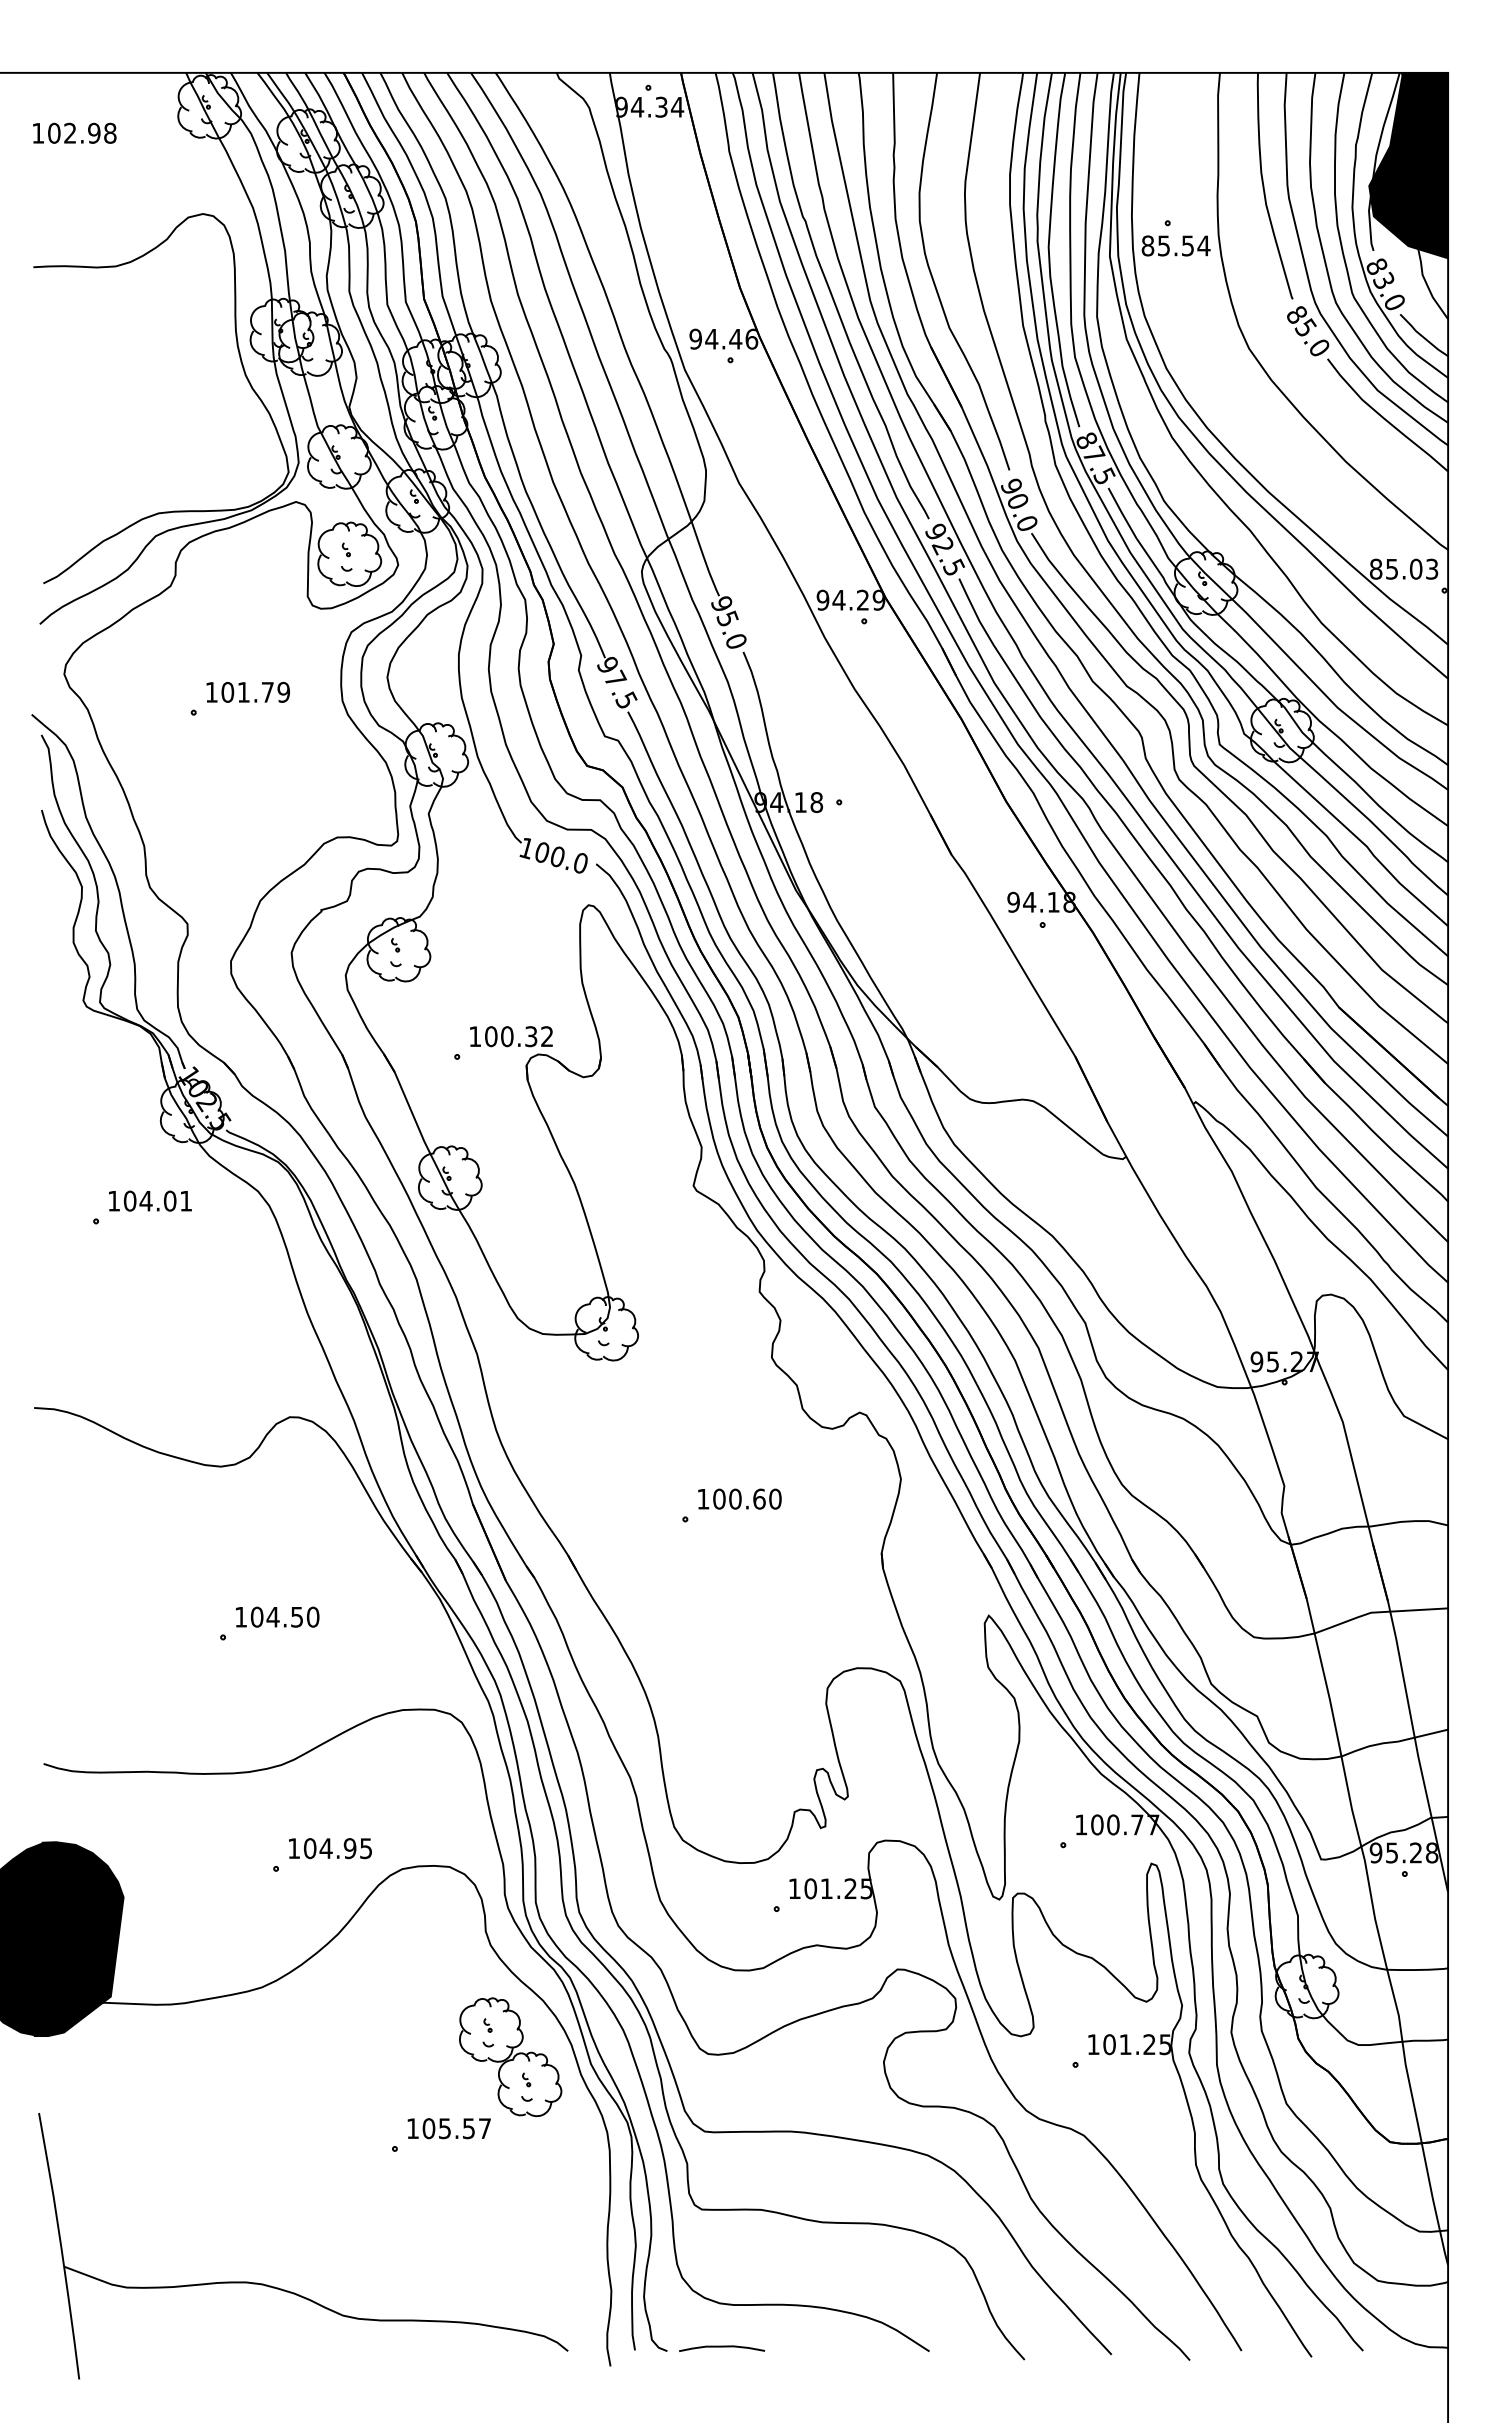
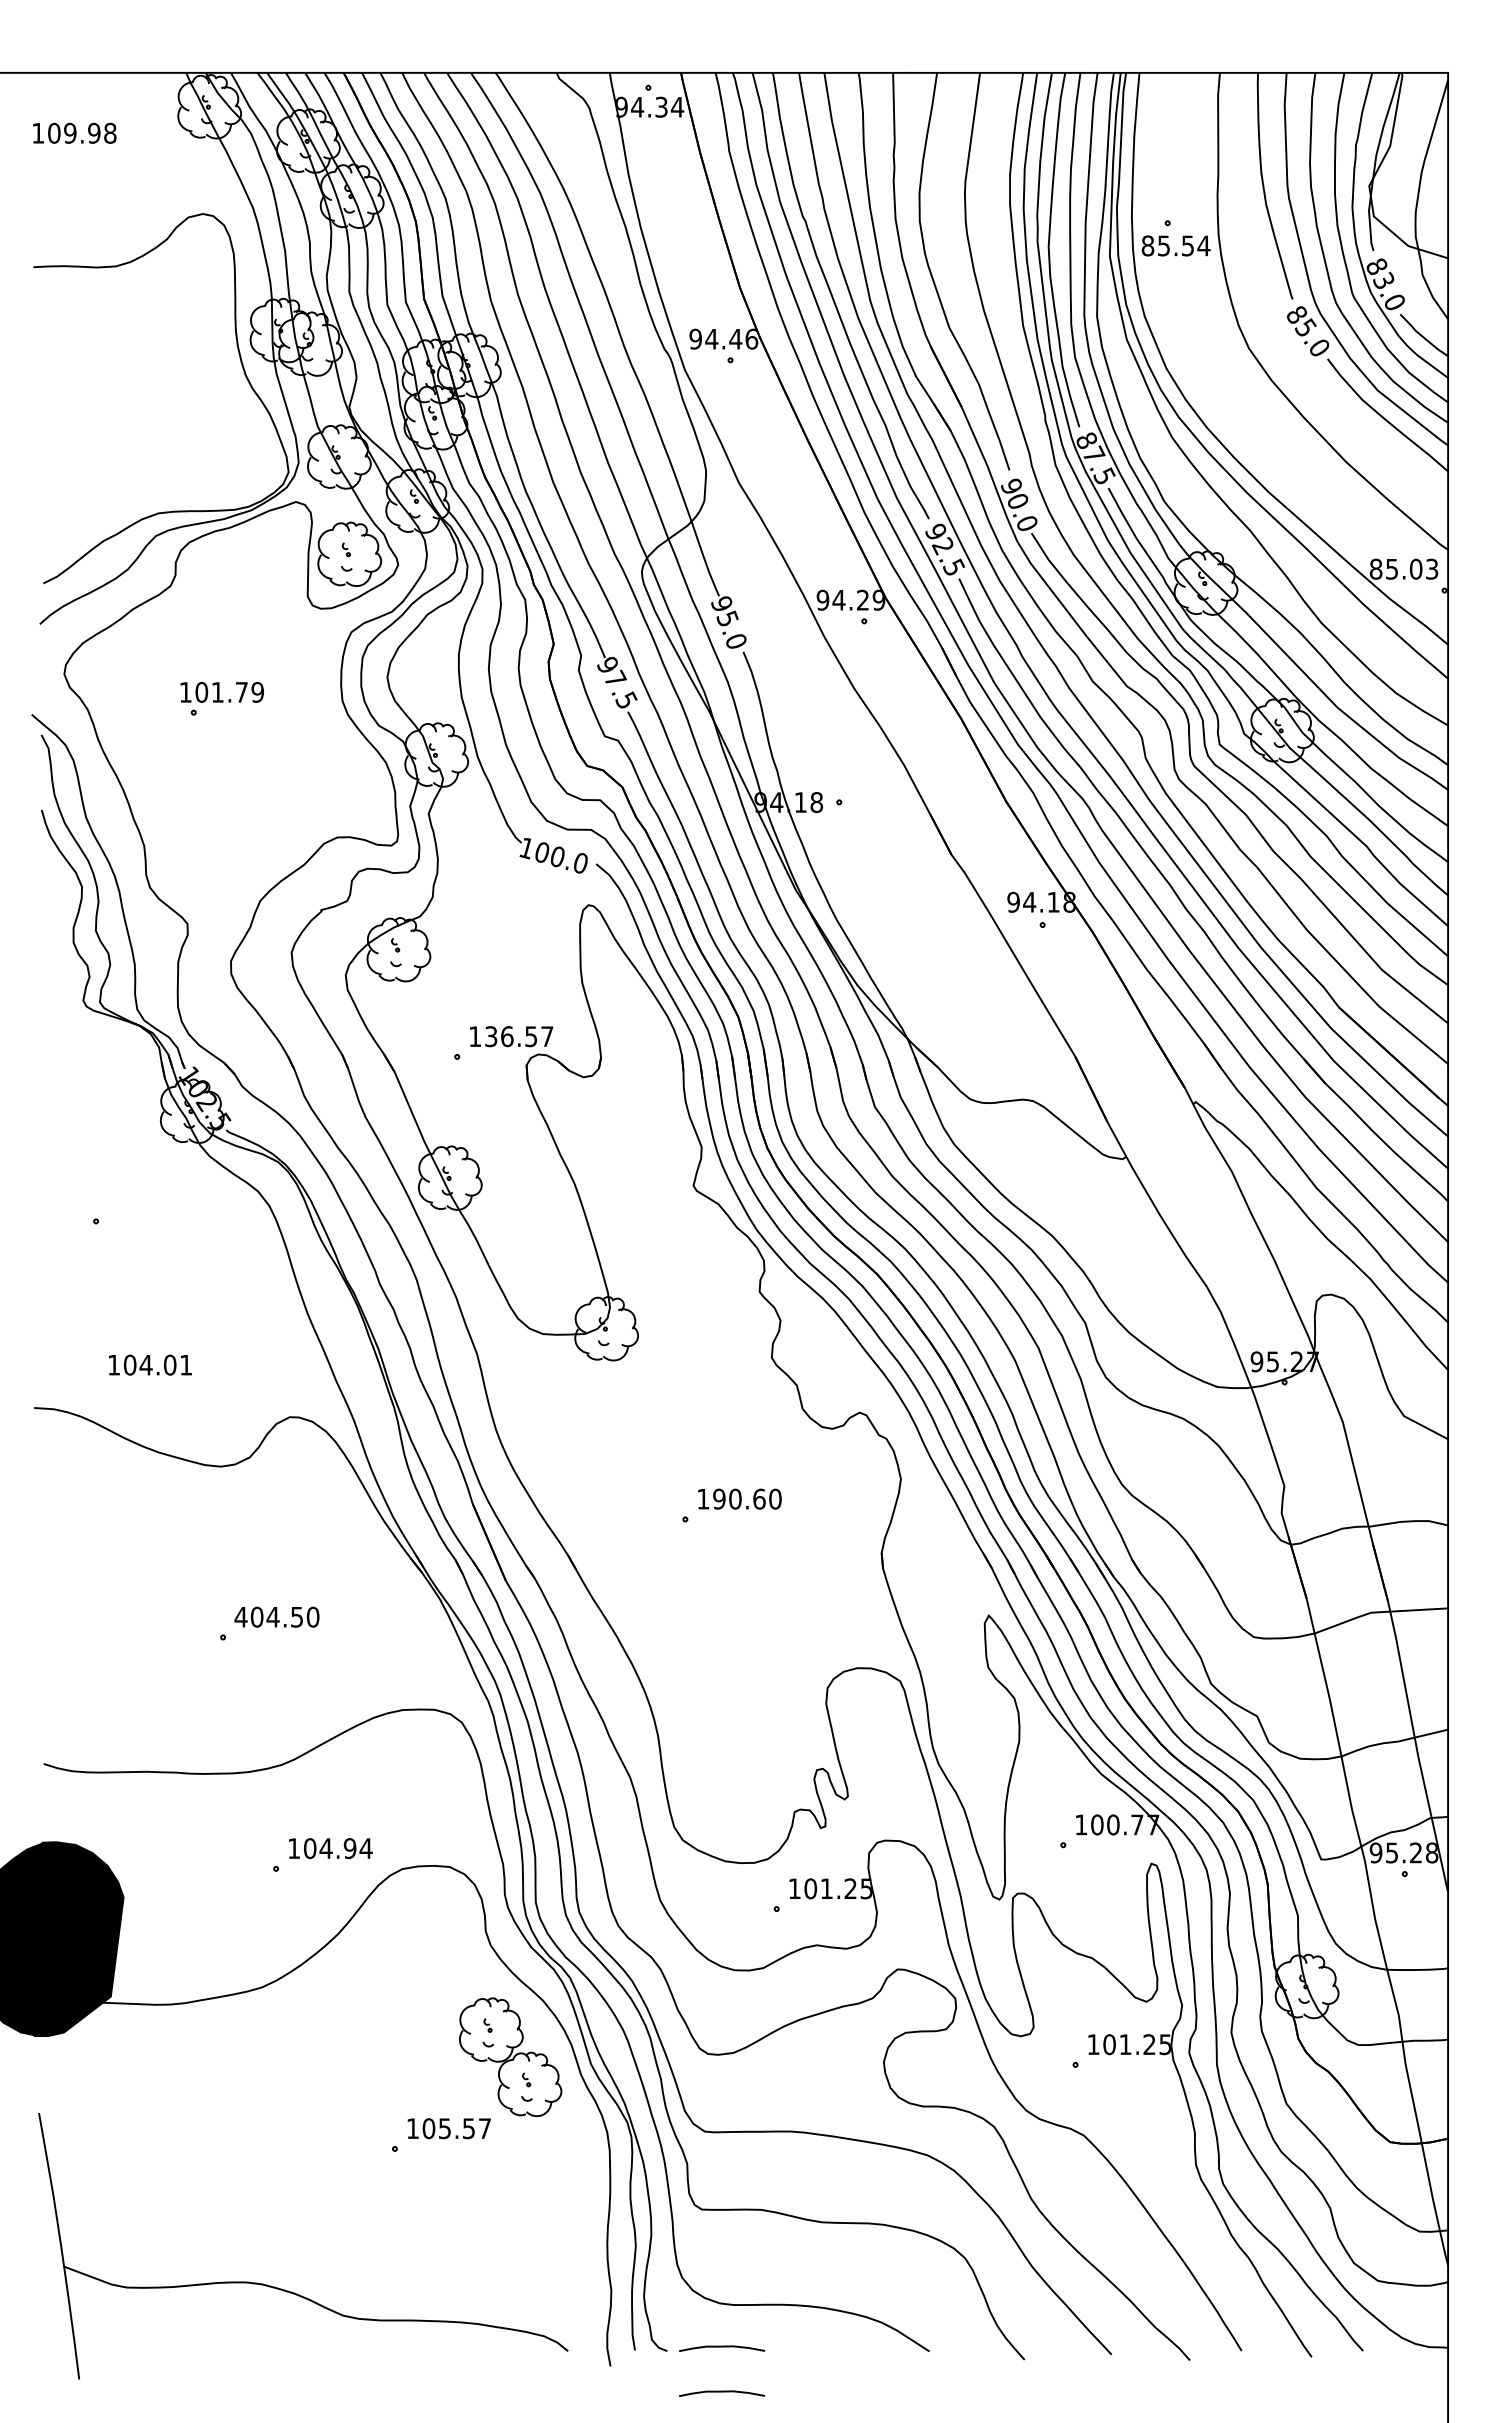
text: 102.98 -> 109.98 (70, 133)
fill: present -> none (1408, 165)
text position: (247, 691) -> (221, 691) (221, 691)
text: 100.32 -> 136.57 (519, 1036)
text position: (150, 1200) -> (150, 1364) (150, 1364)
text: 100.60 -> 190.60 (719, 1499)
text: 104.50 -> 404.50 (240, 1617)
text: 104.95 -> 104.94 (365, 1848)
curve: none -> present (722, 2392)
